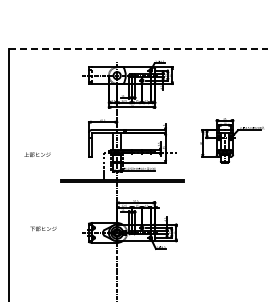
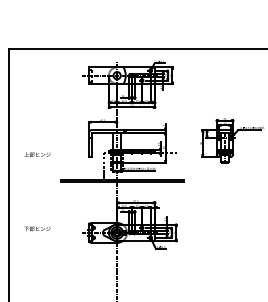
line: dashed -> solid (138, 49)
text position: (43, 228) -> (37, 228) (37, 228)
